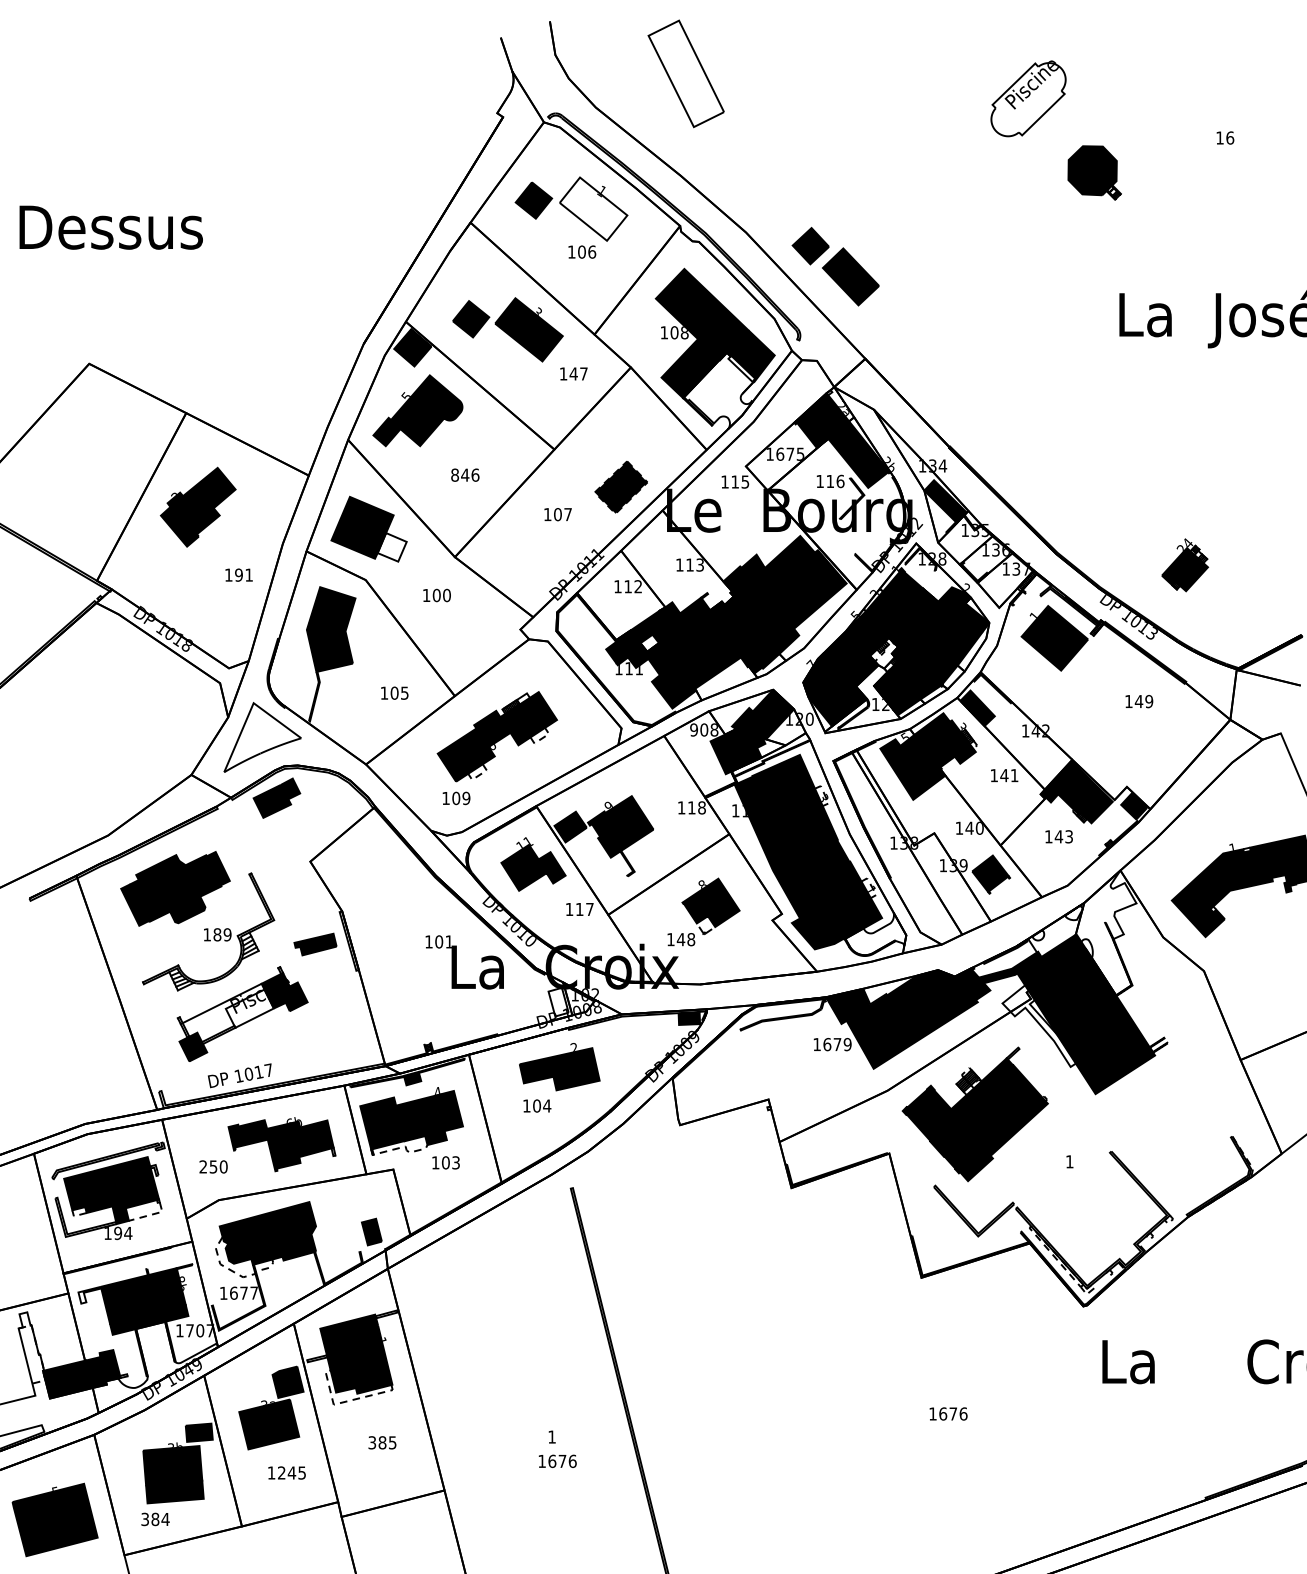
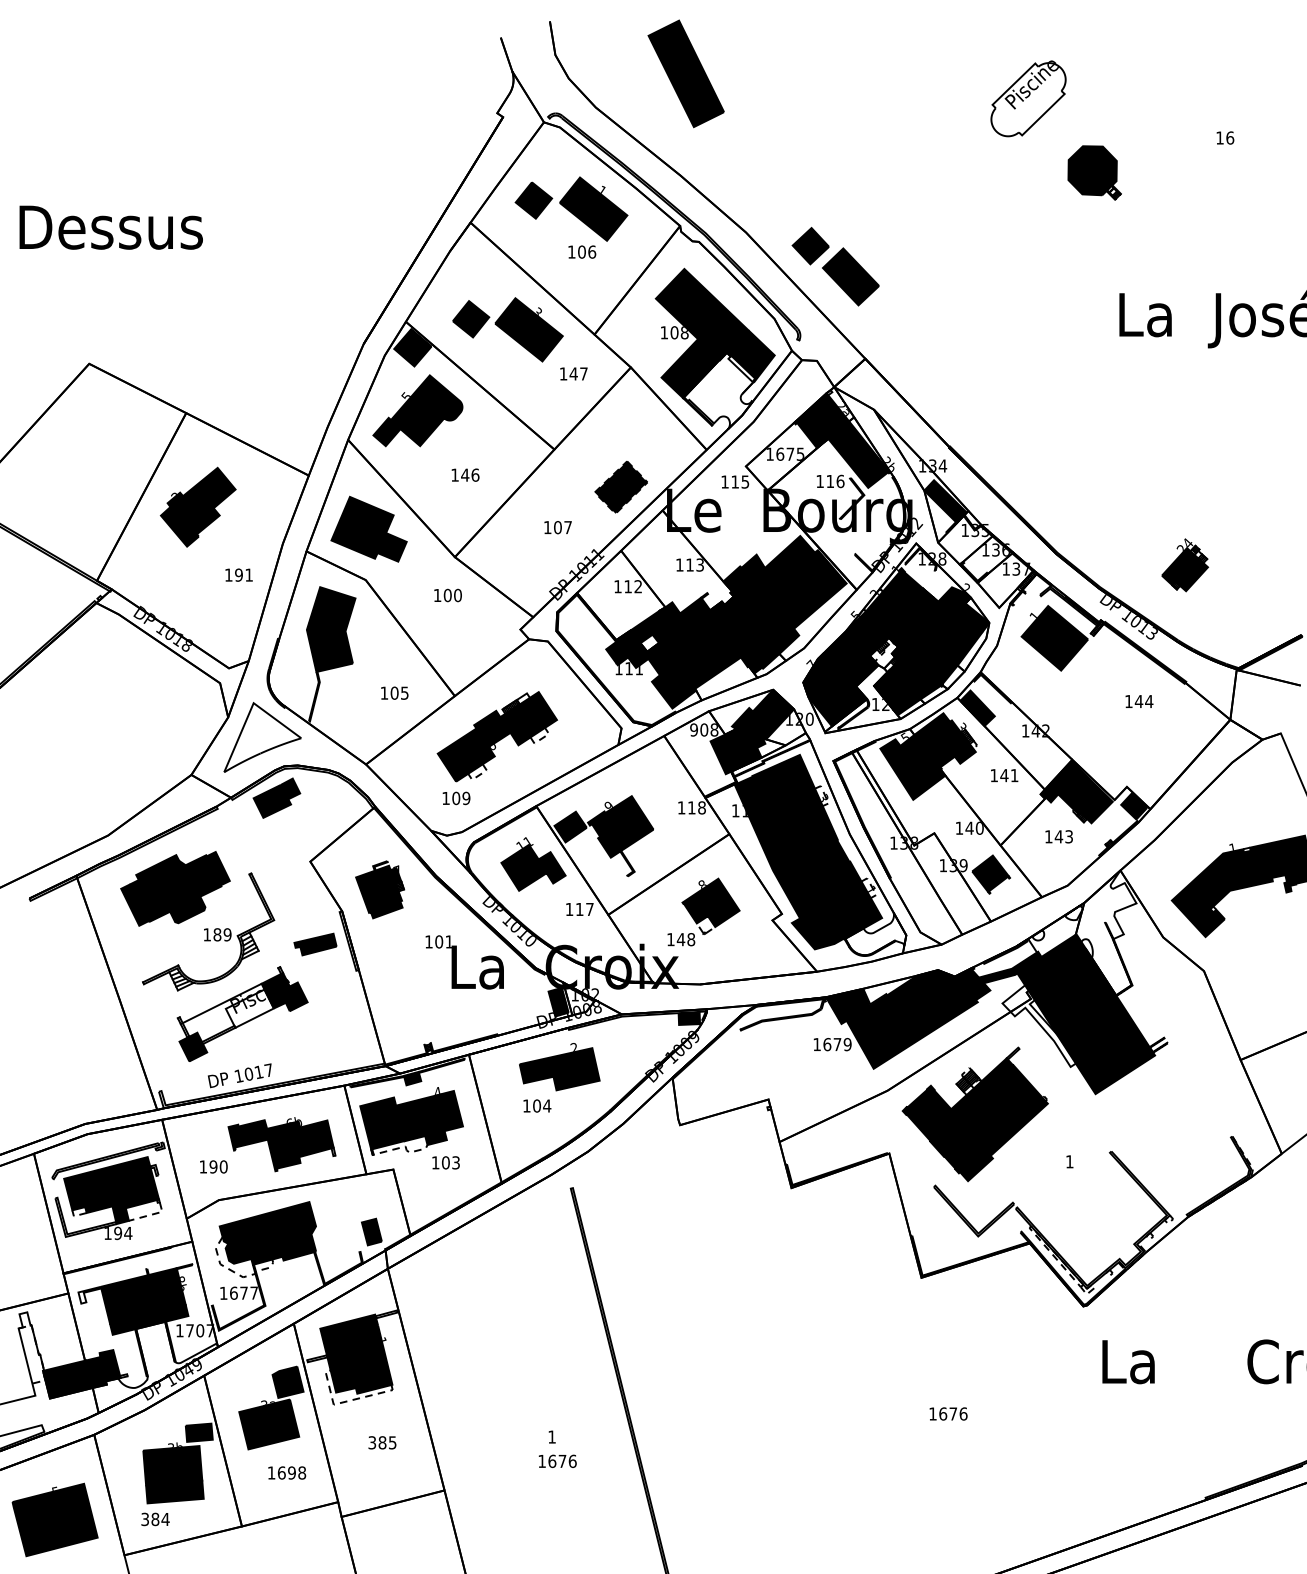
fill: none -> present (686, 73)
fill: none -> present (593, 208)
text: 846 -> 146 (455, 474)
text position: (557, 514) -> (557, 527) (557, 527)
fill: none -> present (391, 547)
text position: (436, 595) -> (447, 595) (447, 595)
text: 149 -> 144 (1149, 701)
part: none -> present (380, 889)
fill: none -> present (558, 1001)
text: 250 -> 190 (208, 1166)
text: 1245 -> 1698 (291, 1472)
